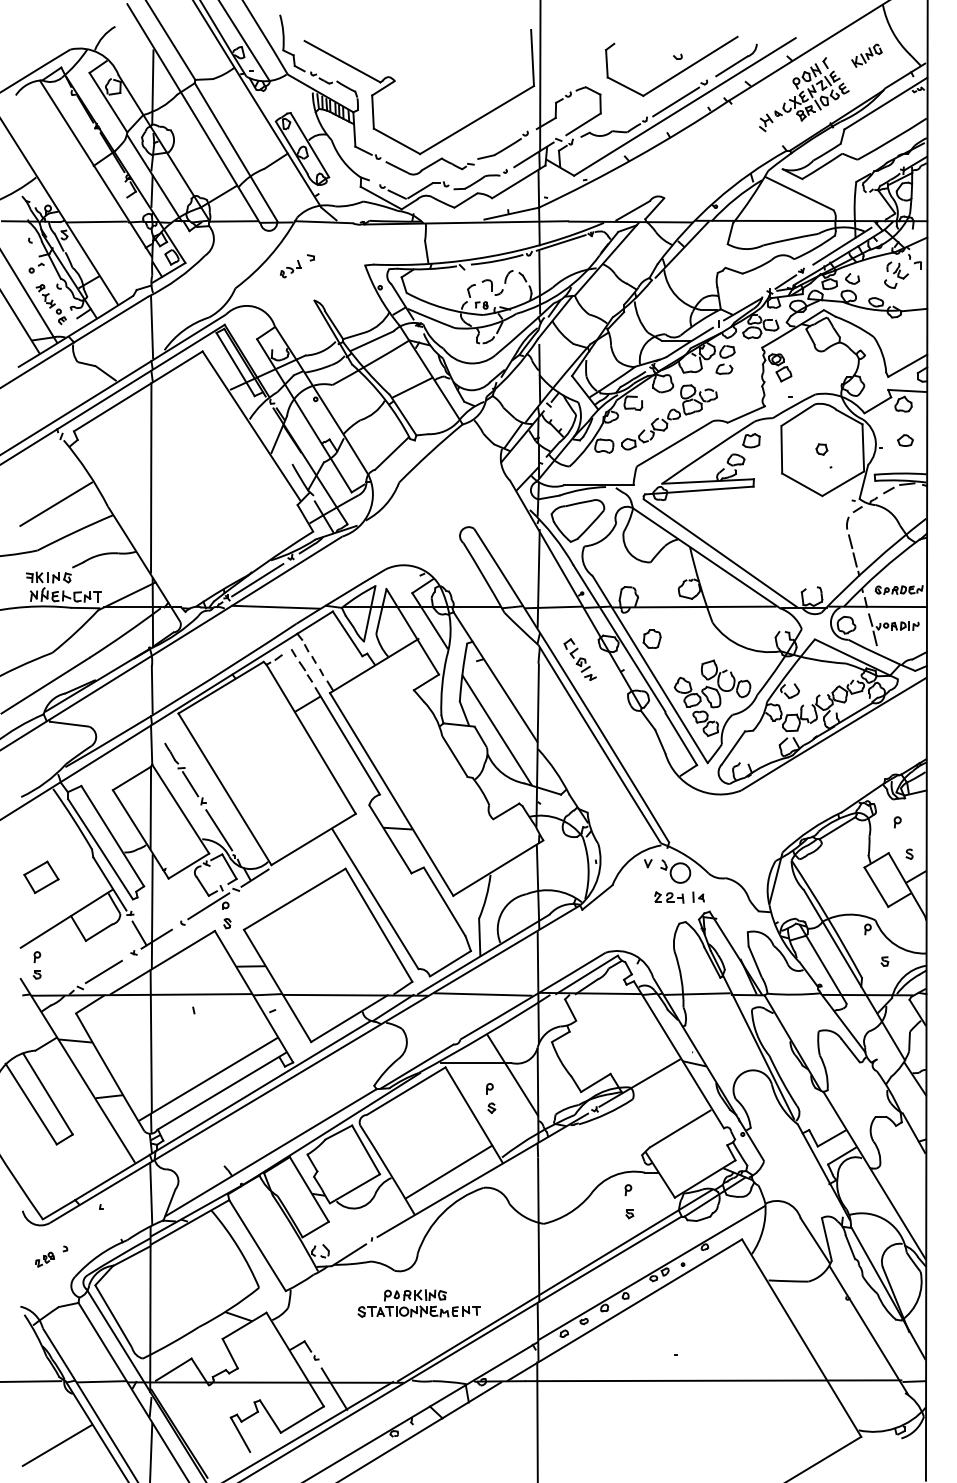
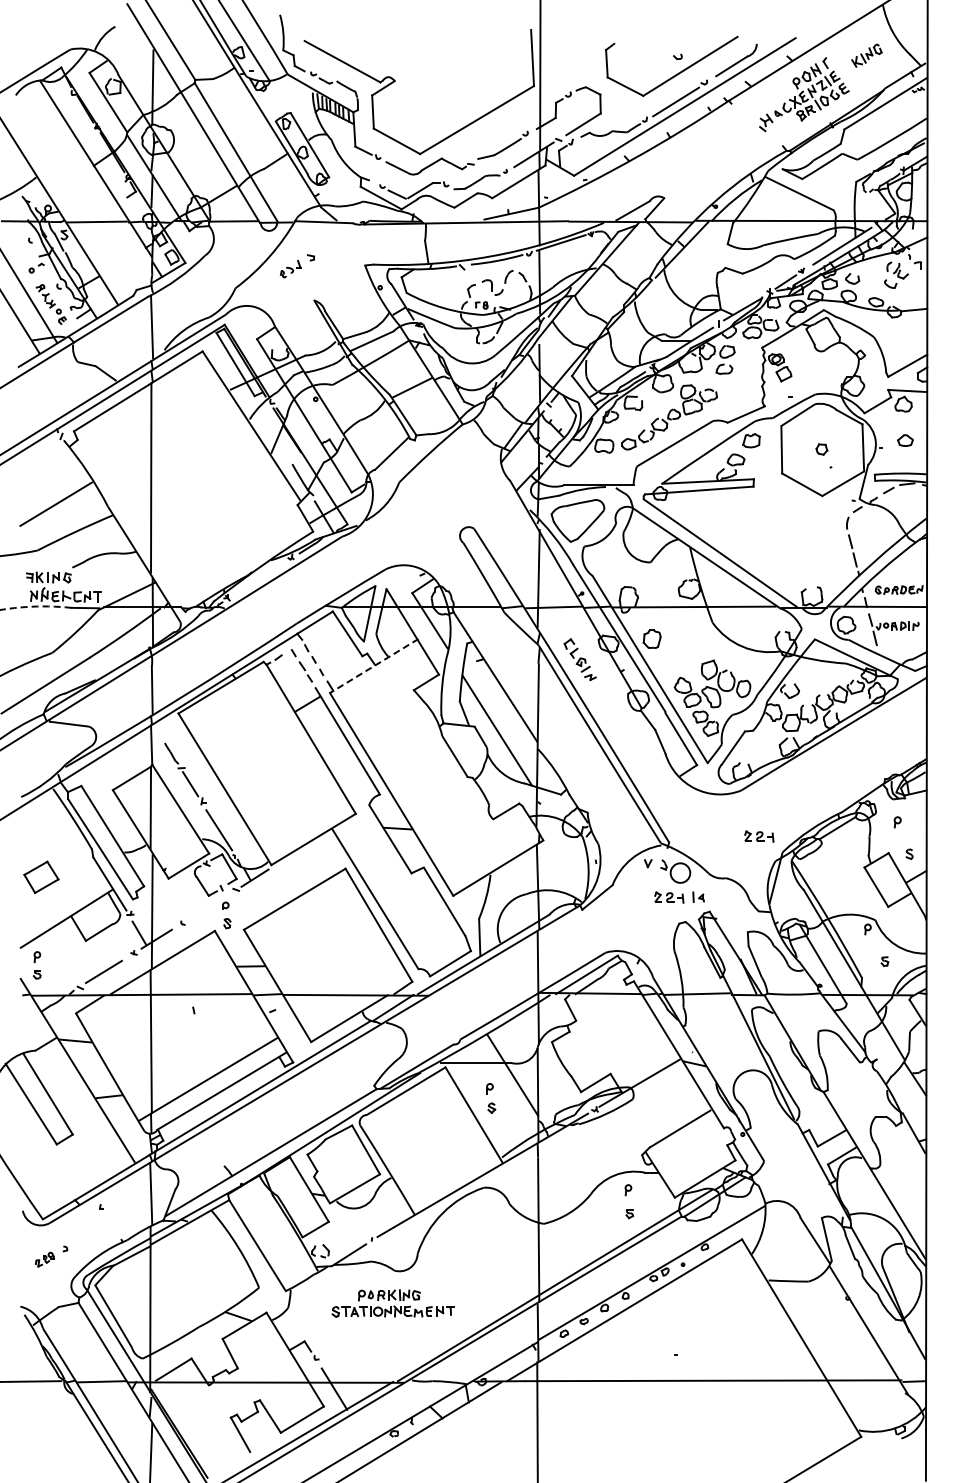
line: present -> none (257, 580)
arc: solid -> dashed (35, 606)
line: present -> none (275, 606)
line: solid -> dashed (374, 666)
part: none -> present (759, 836)
line: present -> none (208, 906)
line: present -> none (482, 994)
line: present -> none (448, 1171)
part position: (418, 1303) -> (392, 1303) (392, 1303)
line: present -> none (57, 1444)
